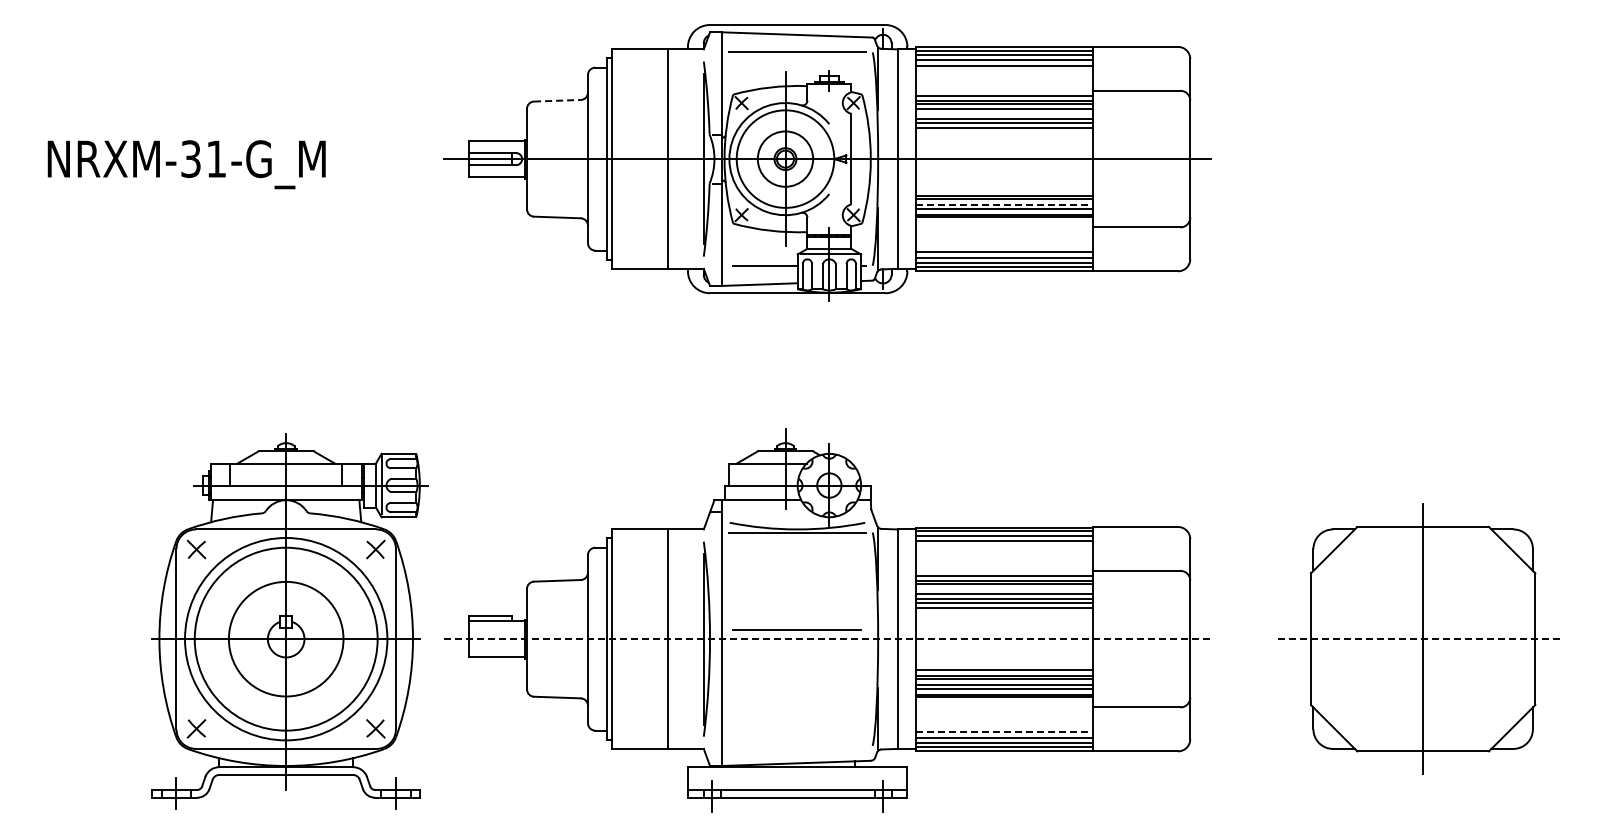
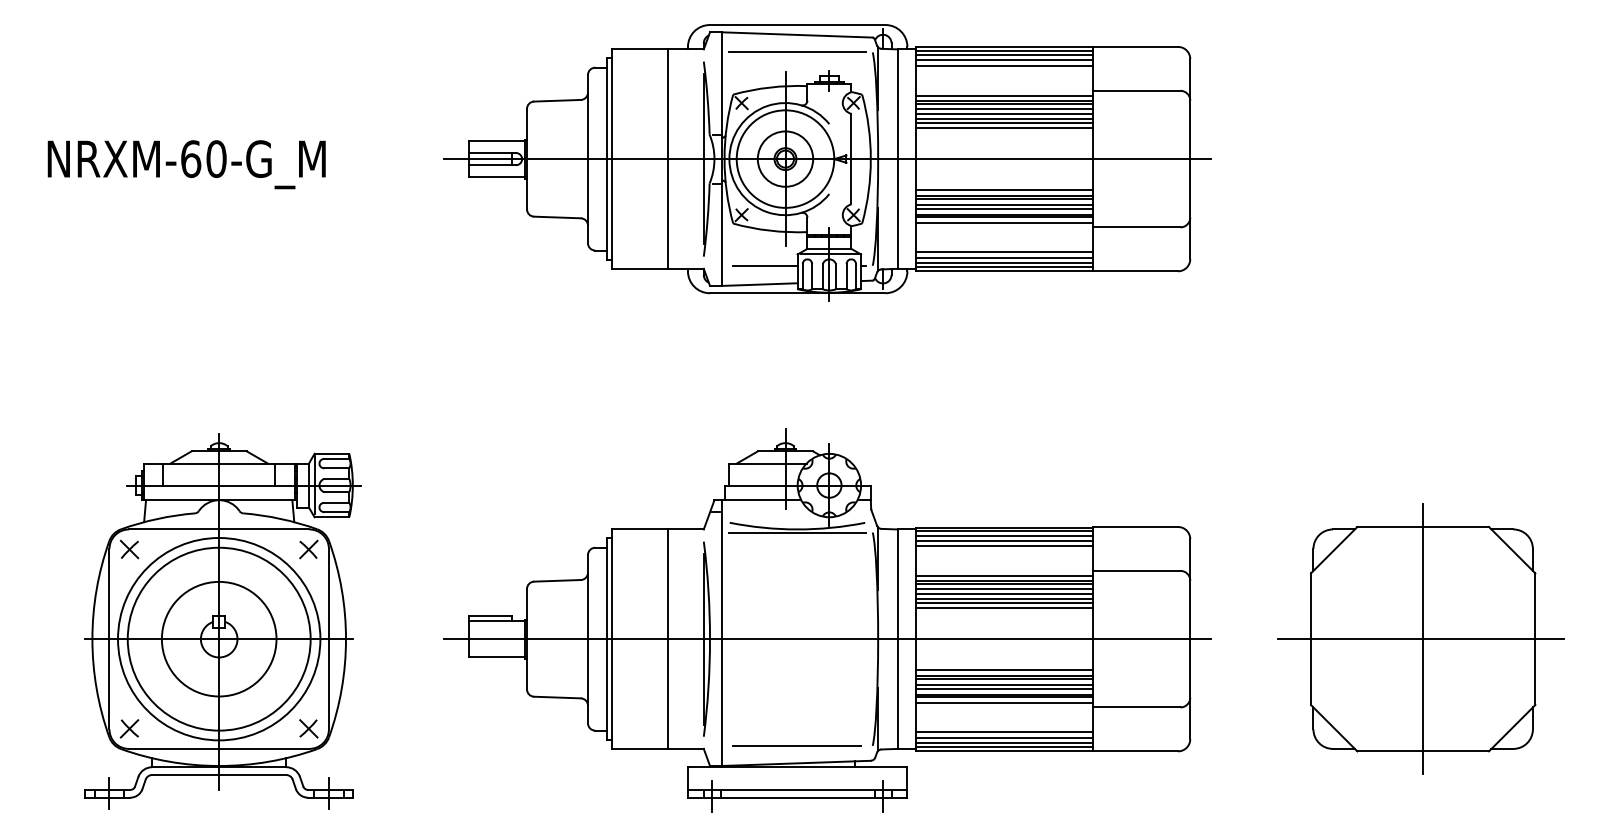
line: dashed -> solid (558, 100)
line: none -> present (1003, 113)
text: NRXM-31-G_M -> NRXM-60-G_M (203, 159)
line: none -> present (1003, 190)
line: dashed -> solid (1004, 204)
line: none -> present (1003, 222)
line: none -> present (1003, 546)
line: none -> present (1003, 589)
part position: (289, 621) -> (222, 621) (222, 621)
line position: (796, 629) -> (796, 745) (796, 745)
line: dashed -> solid (827, 639)
line: dashed -> solid (1420, 639)
line: none -> present (1003, 702)
line: dashed -> solid (1004, 732)
